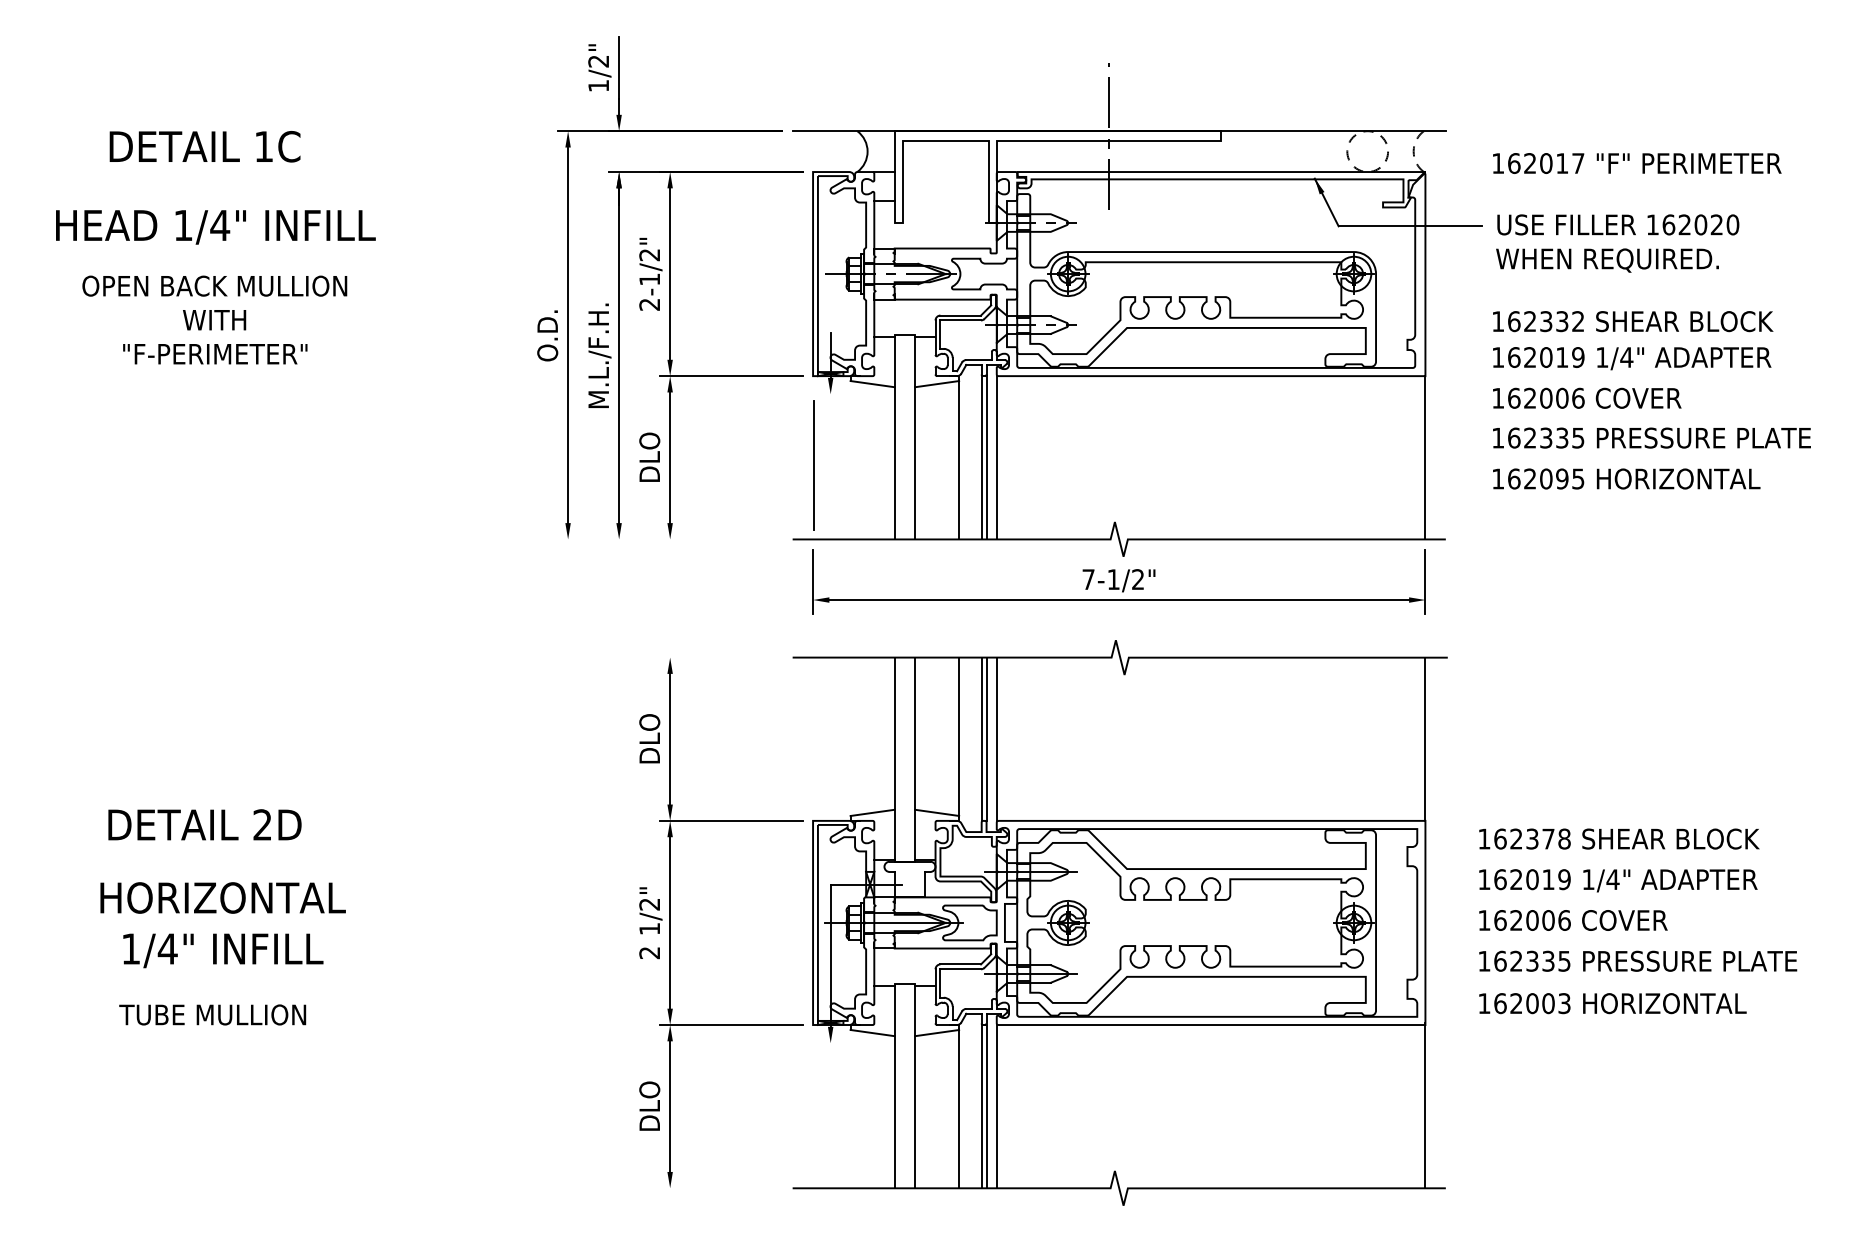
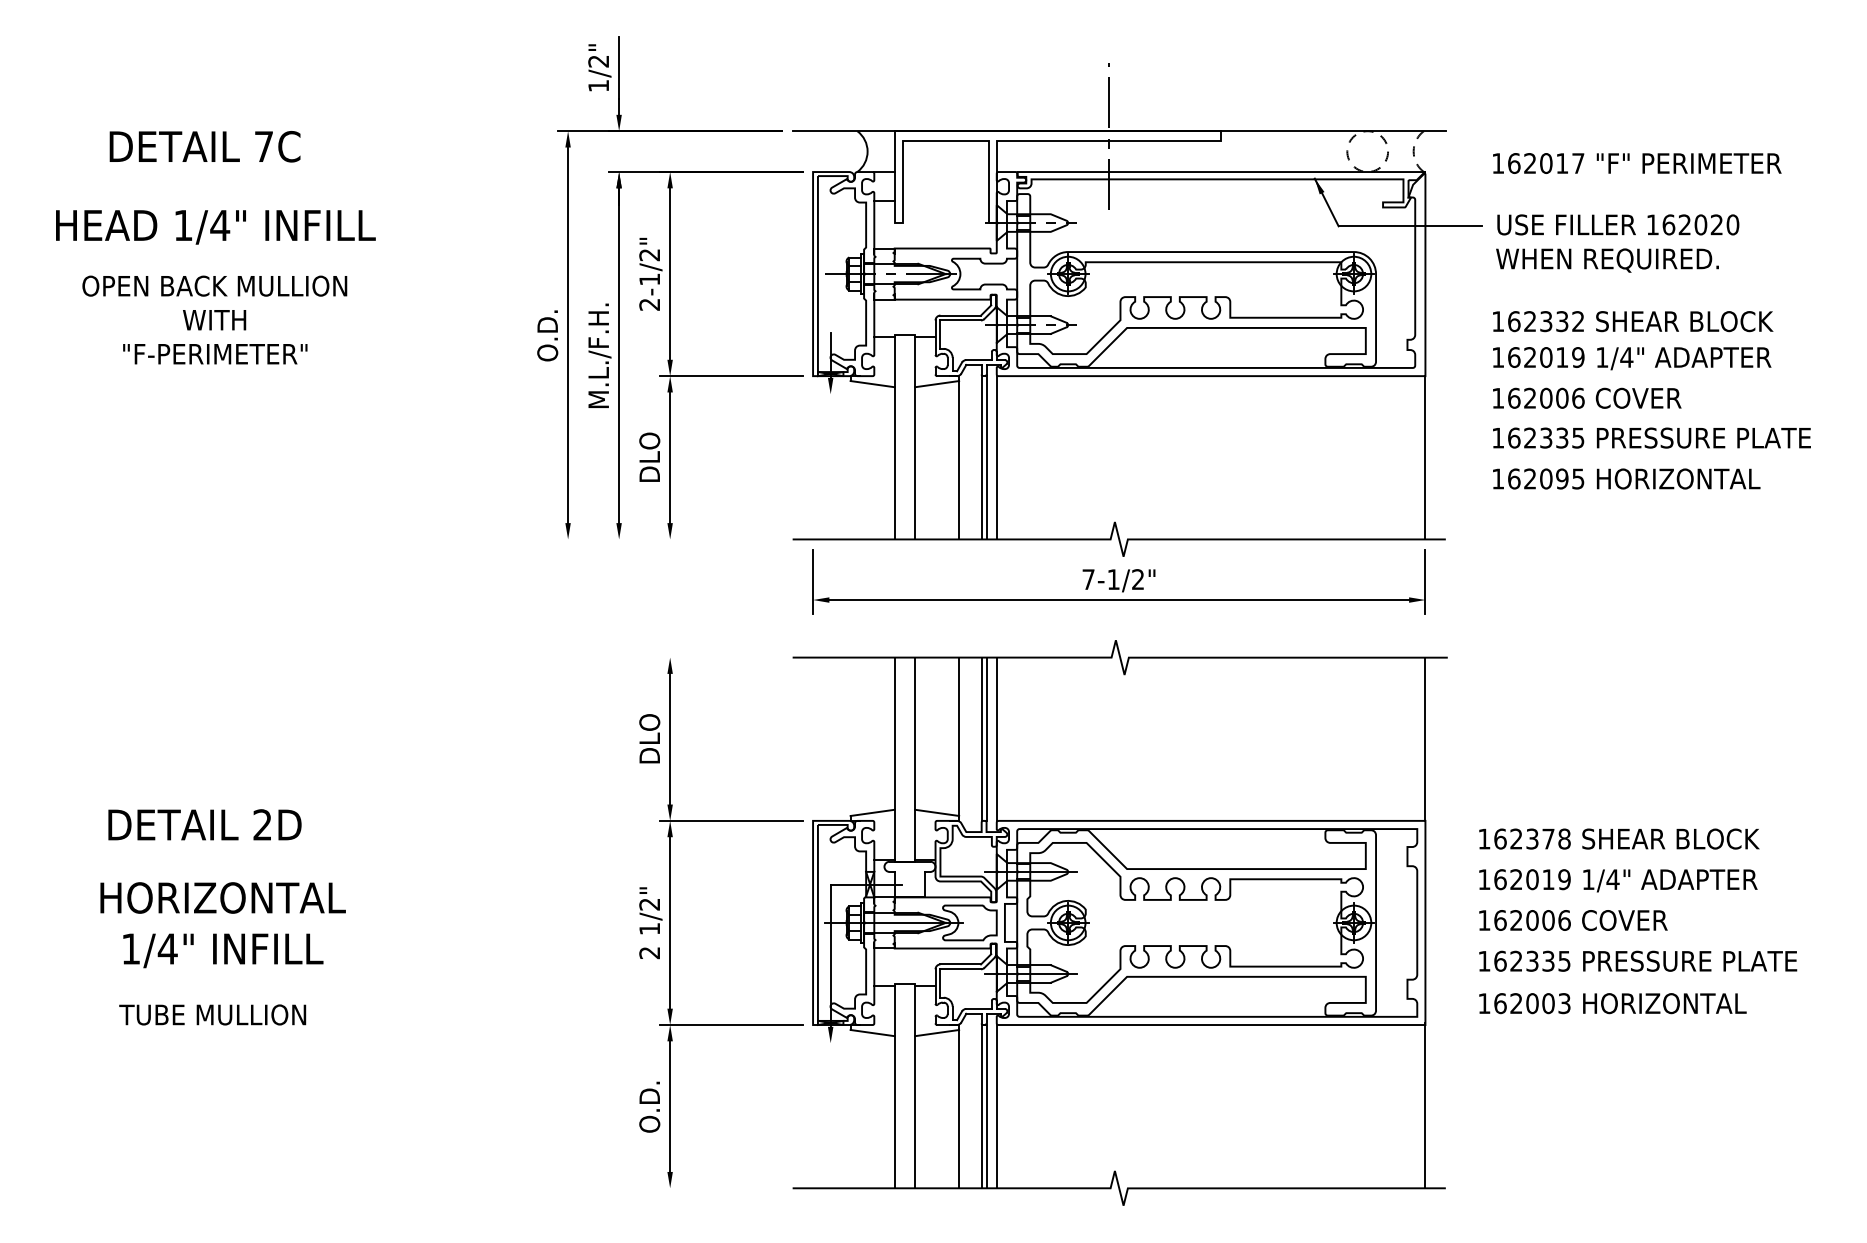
text: 1C -> 7C (263, 146)
line: present -> none (813, 465)
text: DLO -> O.D. (649, 1106)
